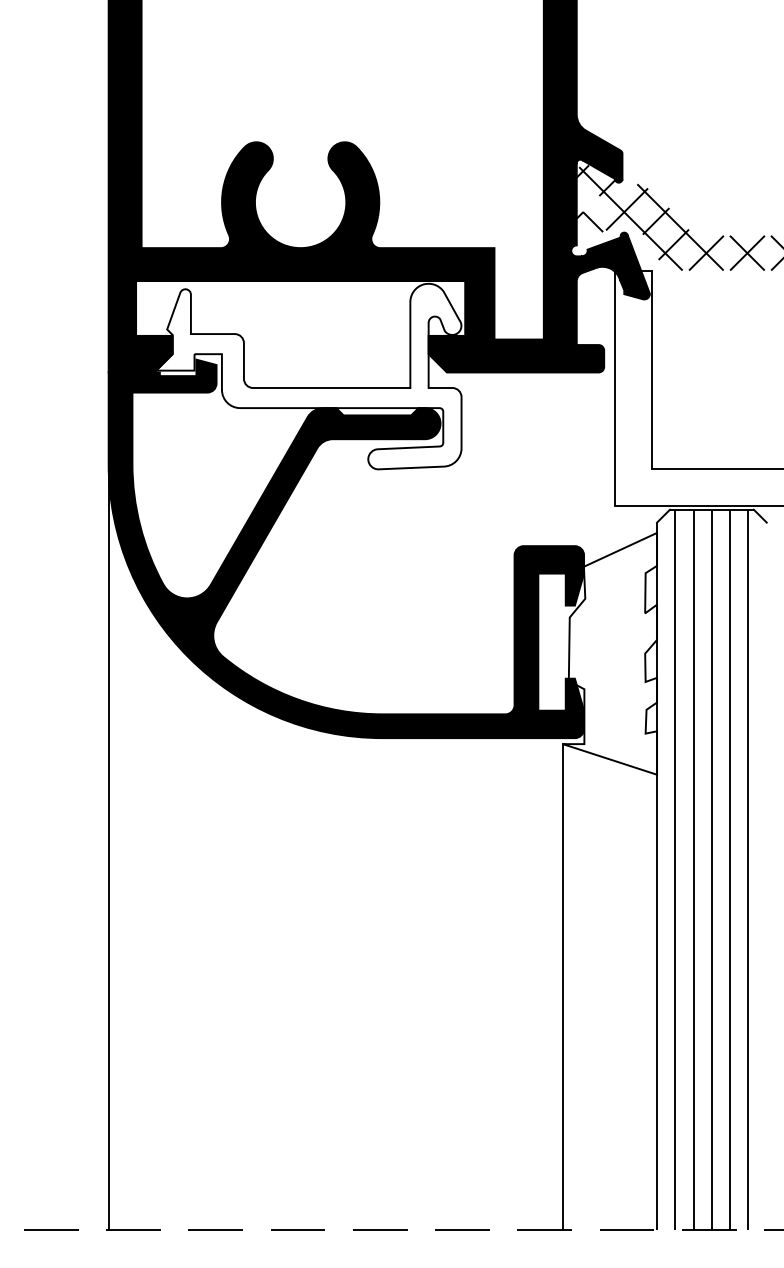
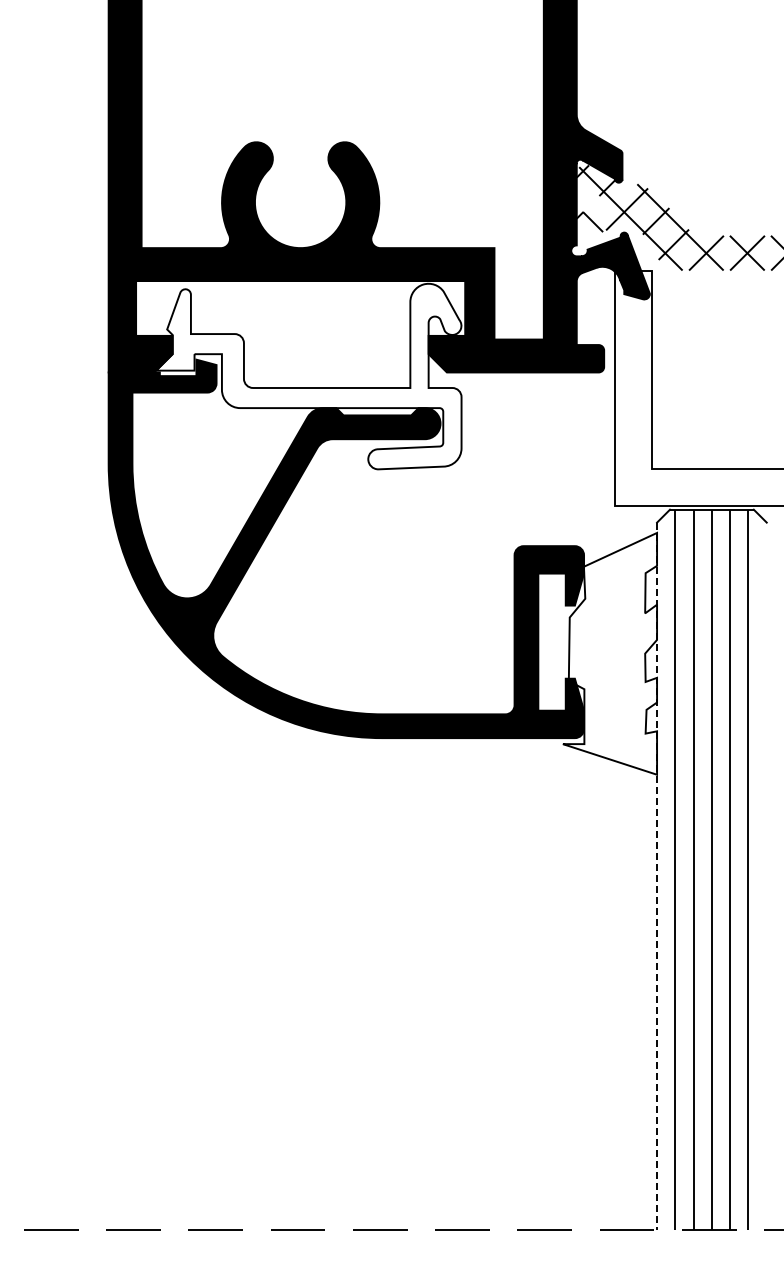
line: present -> none (108, 846)
line: solid -> dashed (657, 876)
line: present -> none (562, 986)
